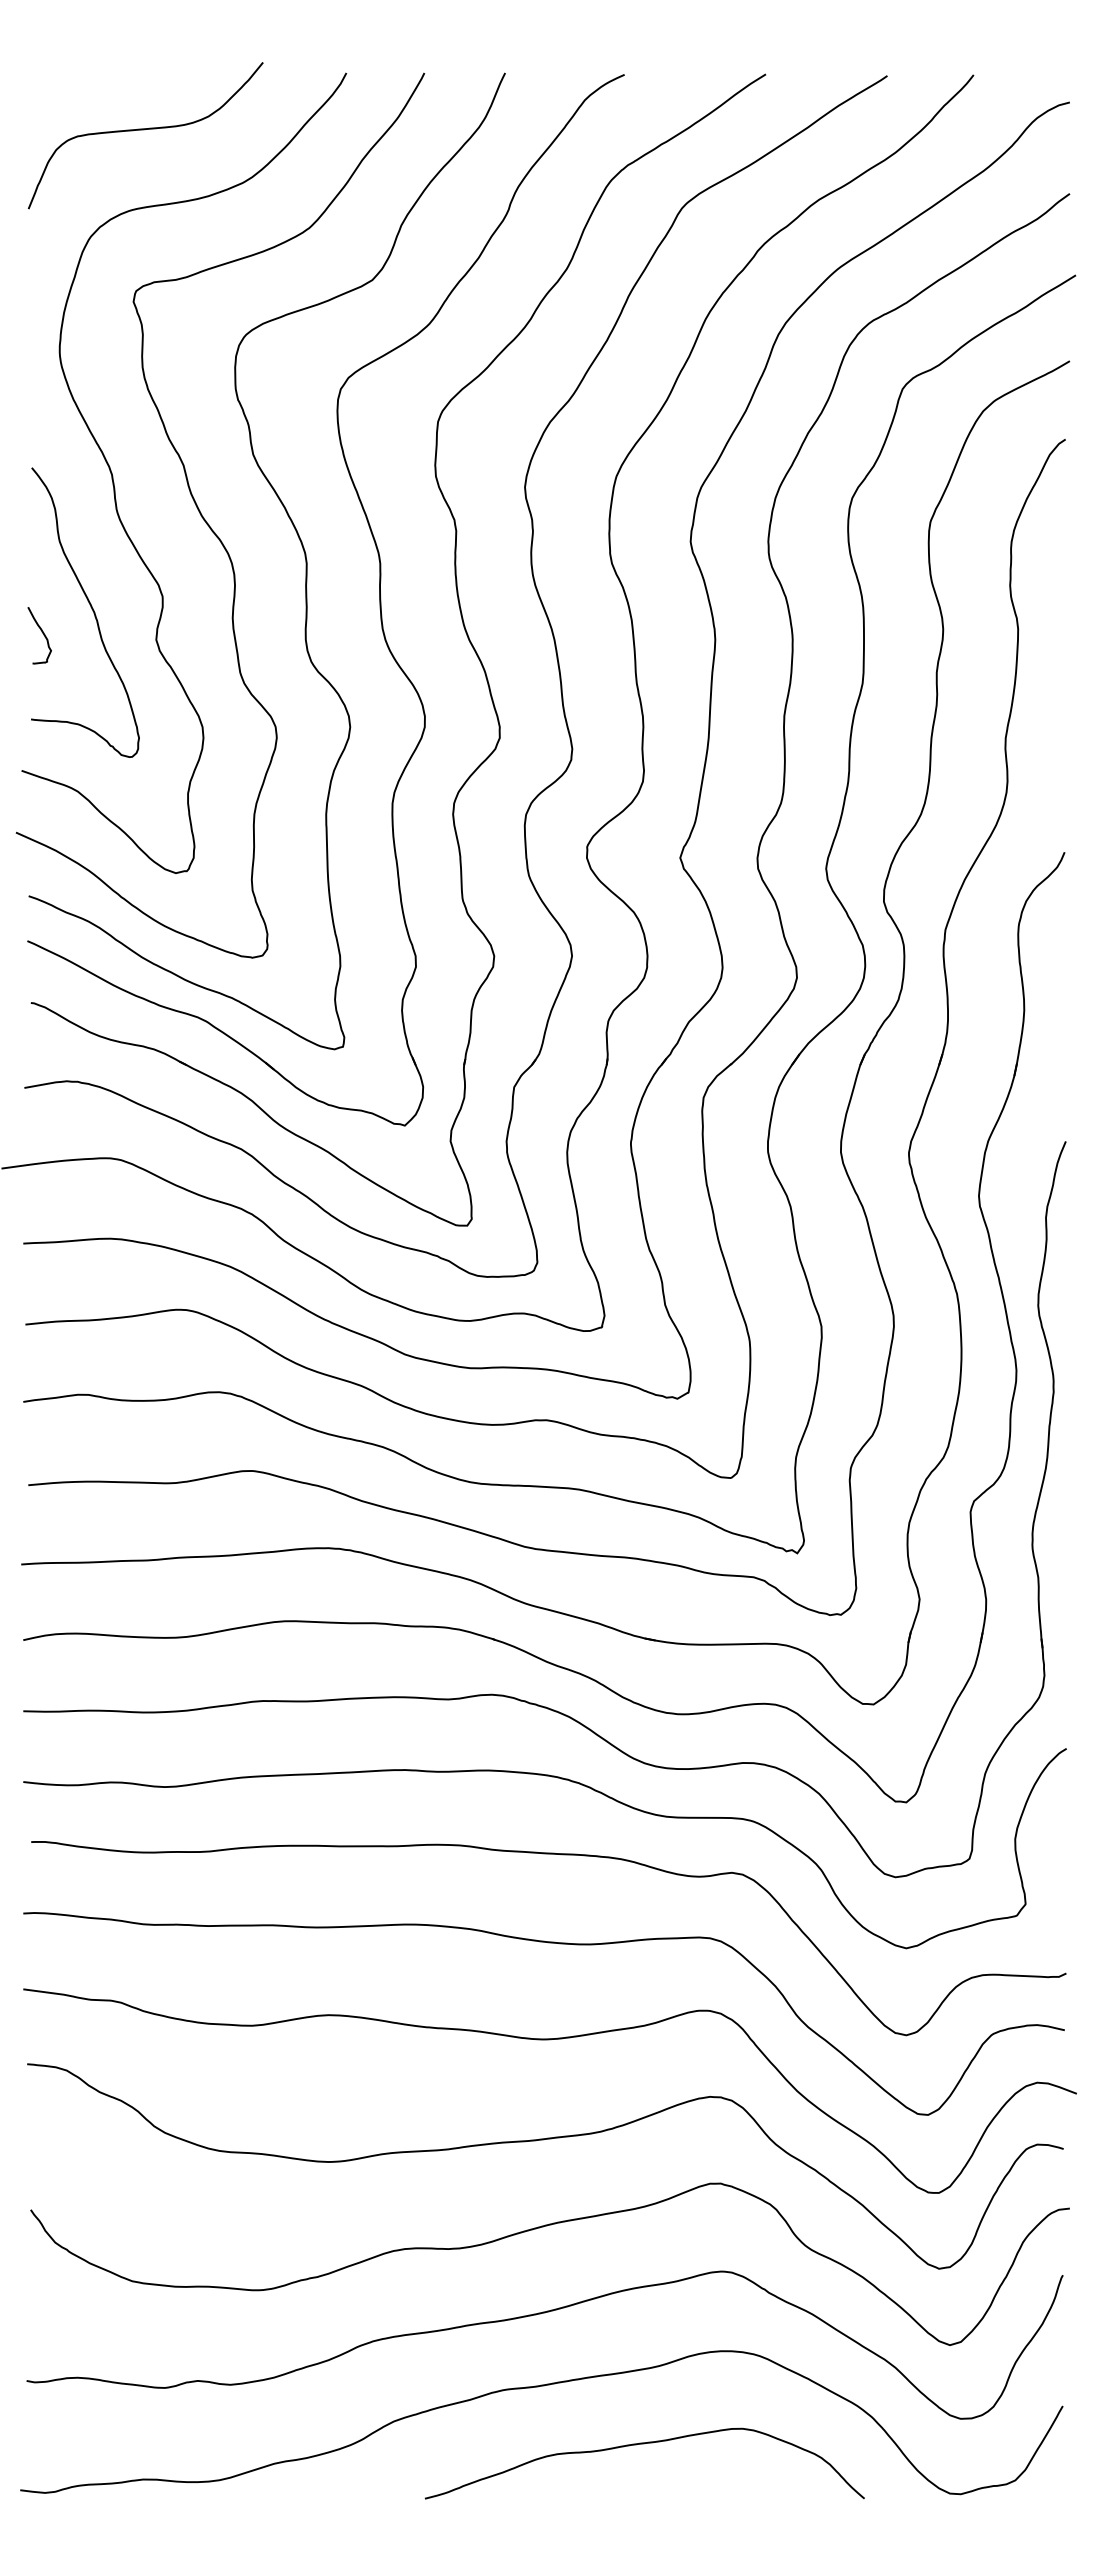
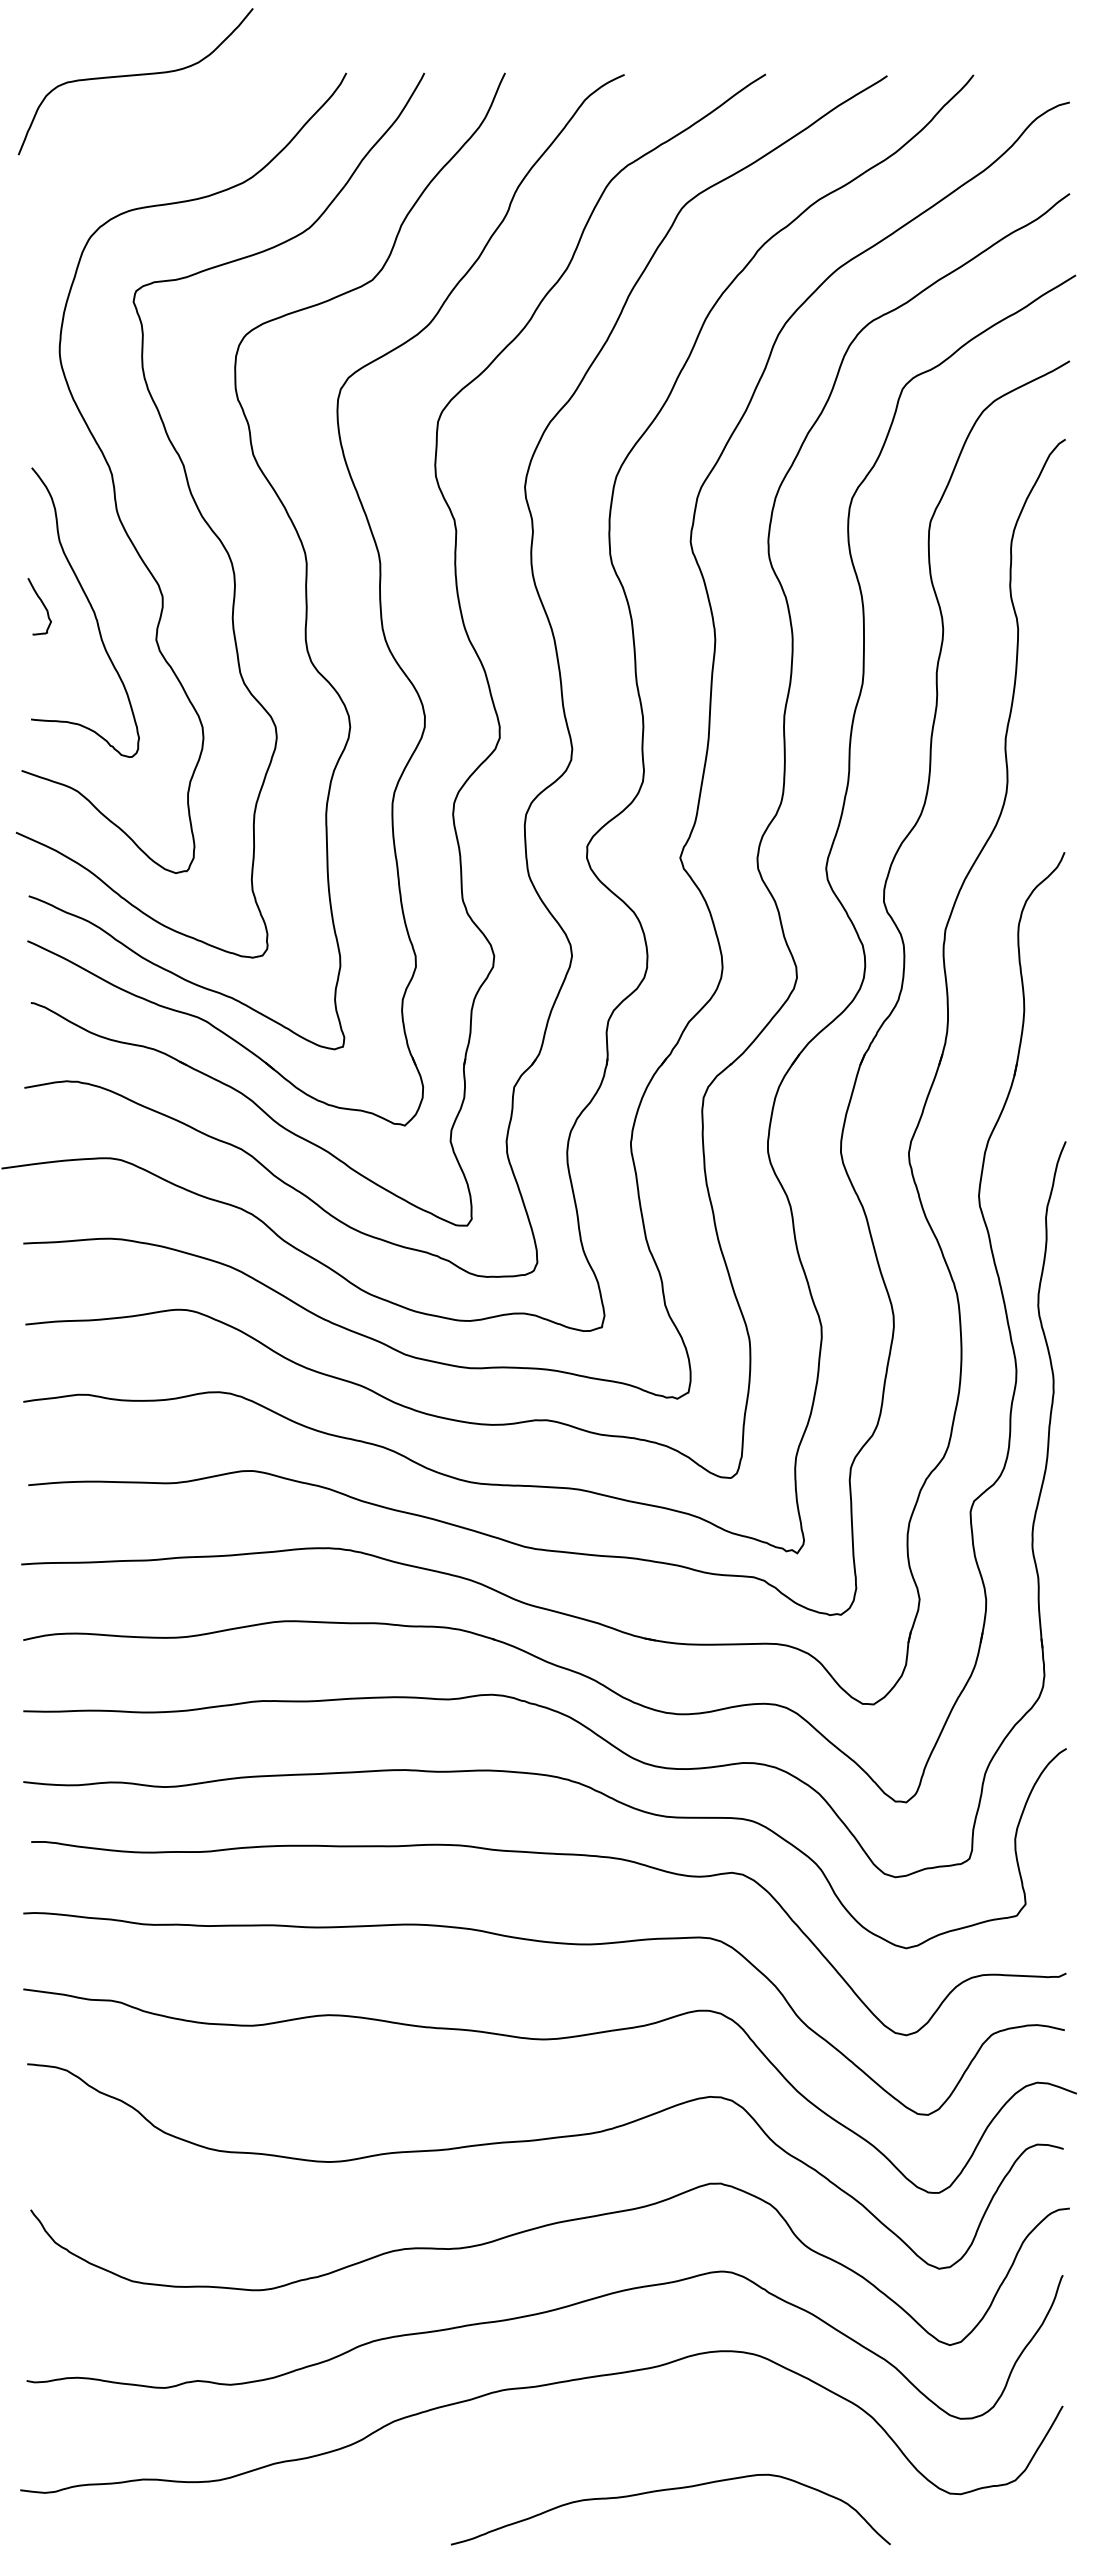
curve position: (144, 130) -> (134, 76) (134, 76)
curve position: (41, 632) -> (41, 603) (41, 603)
curve position: (644, 2444) -> (670, 2490) (670, 2490)
